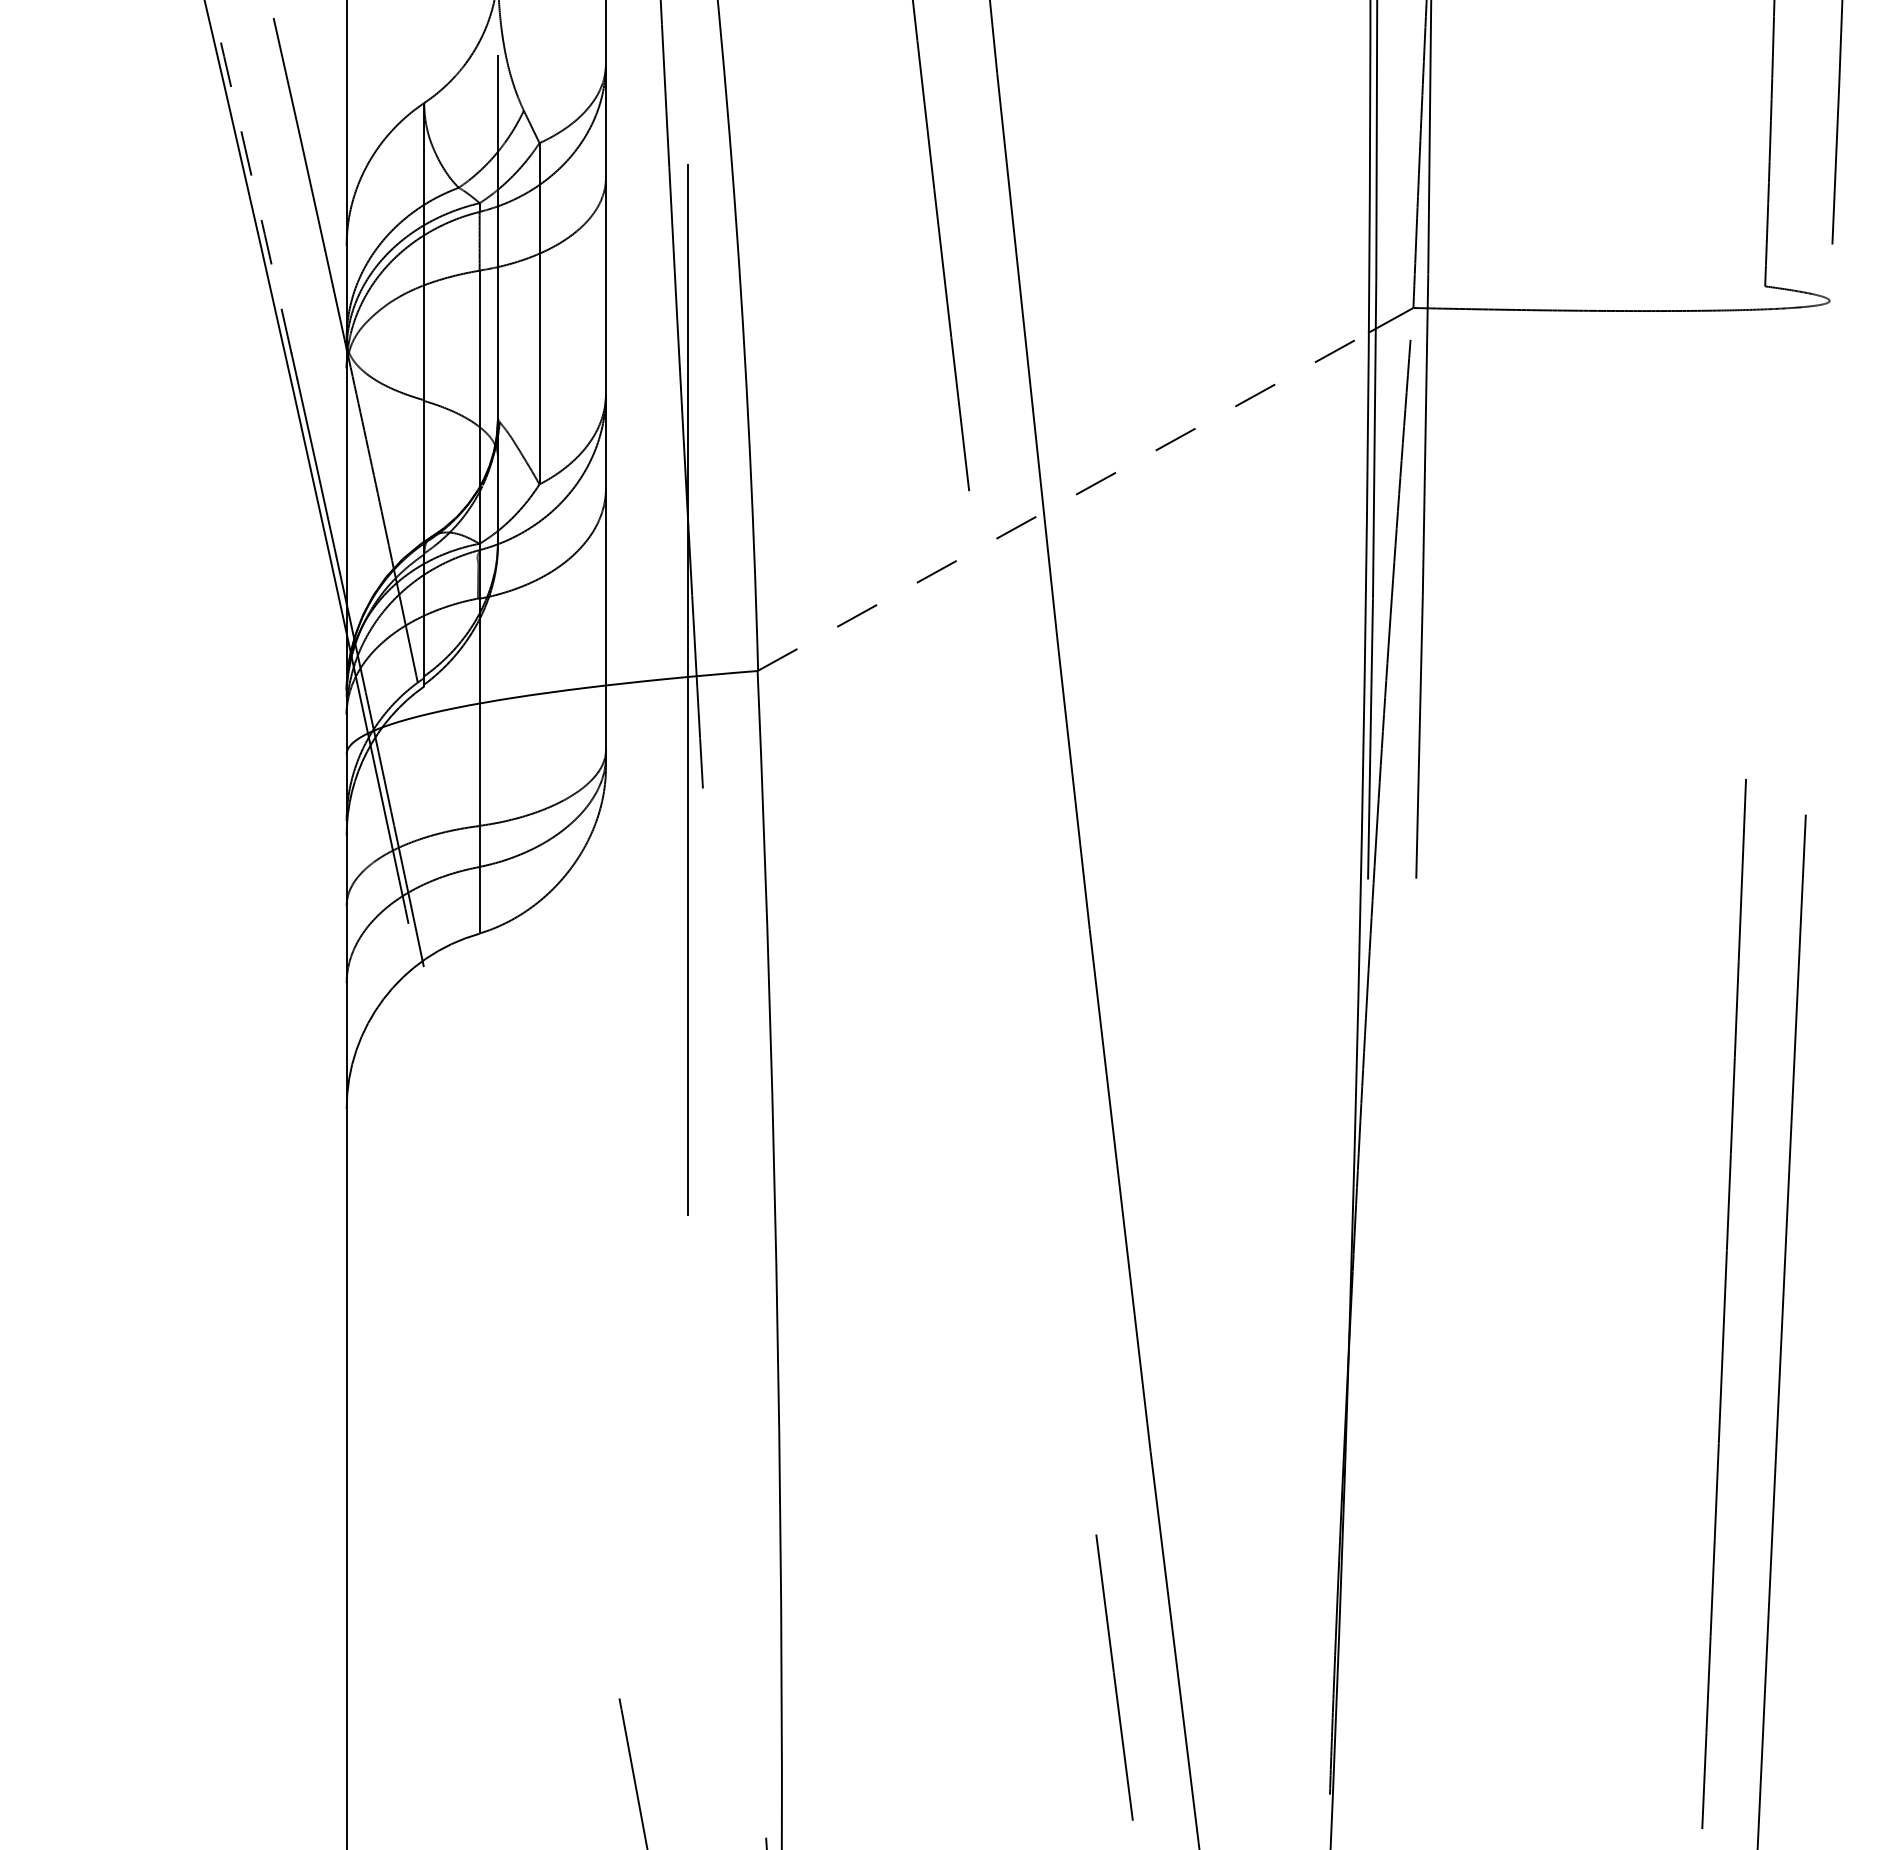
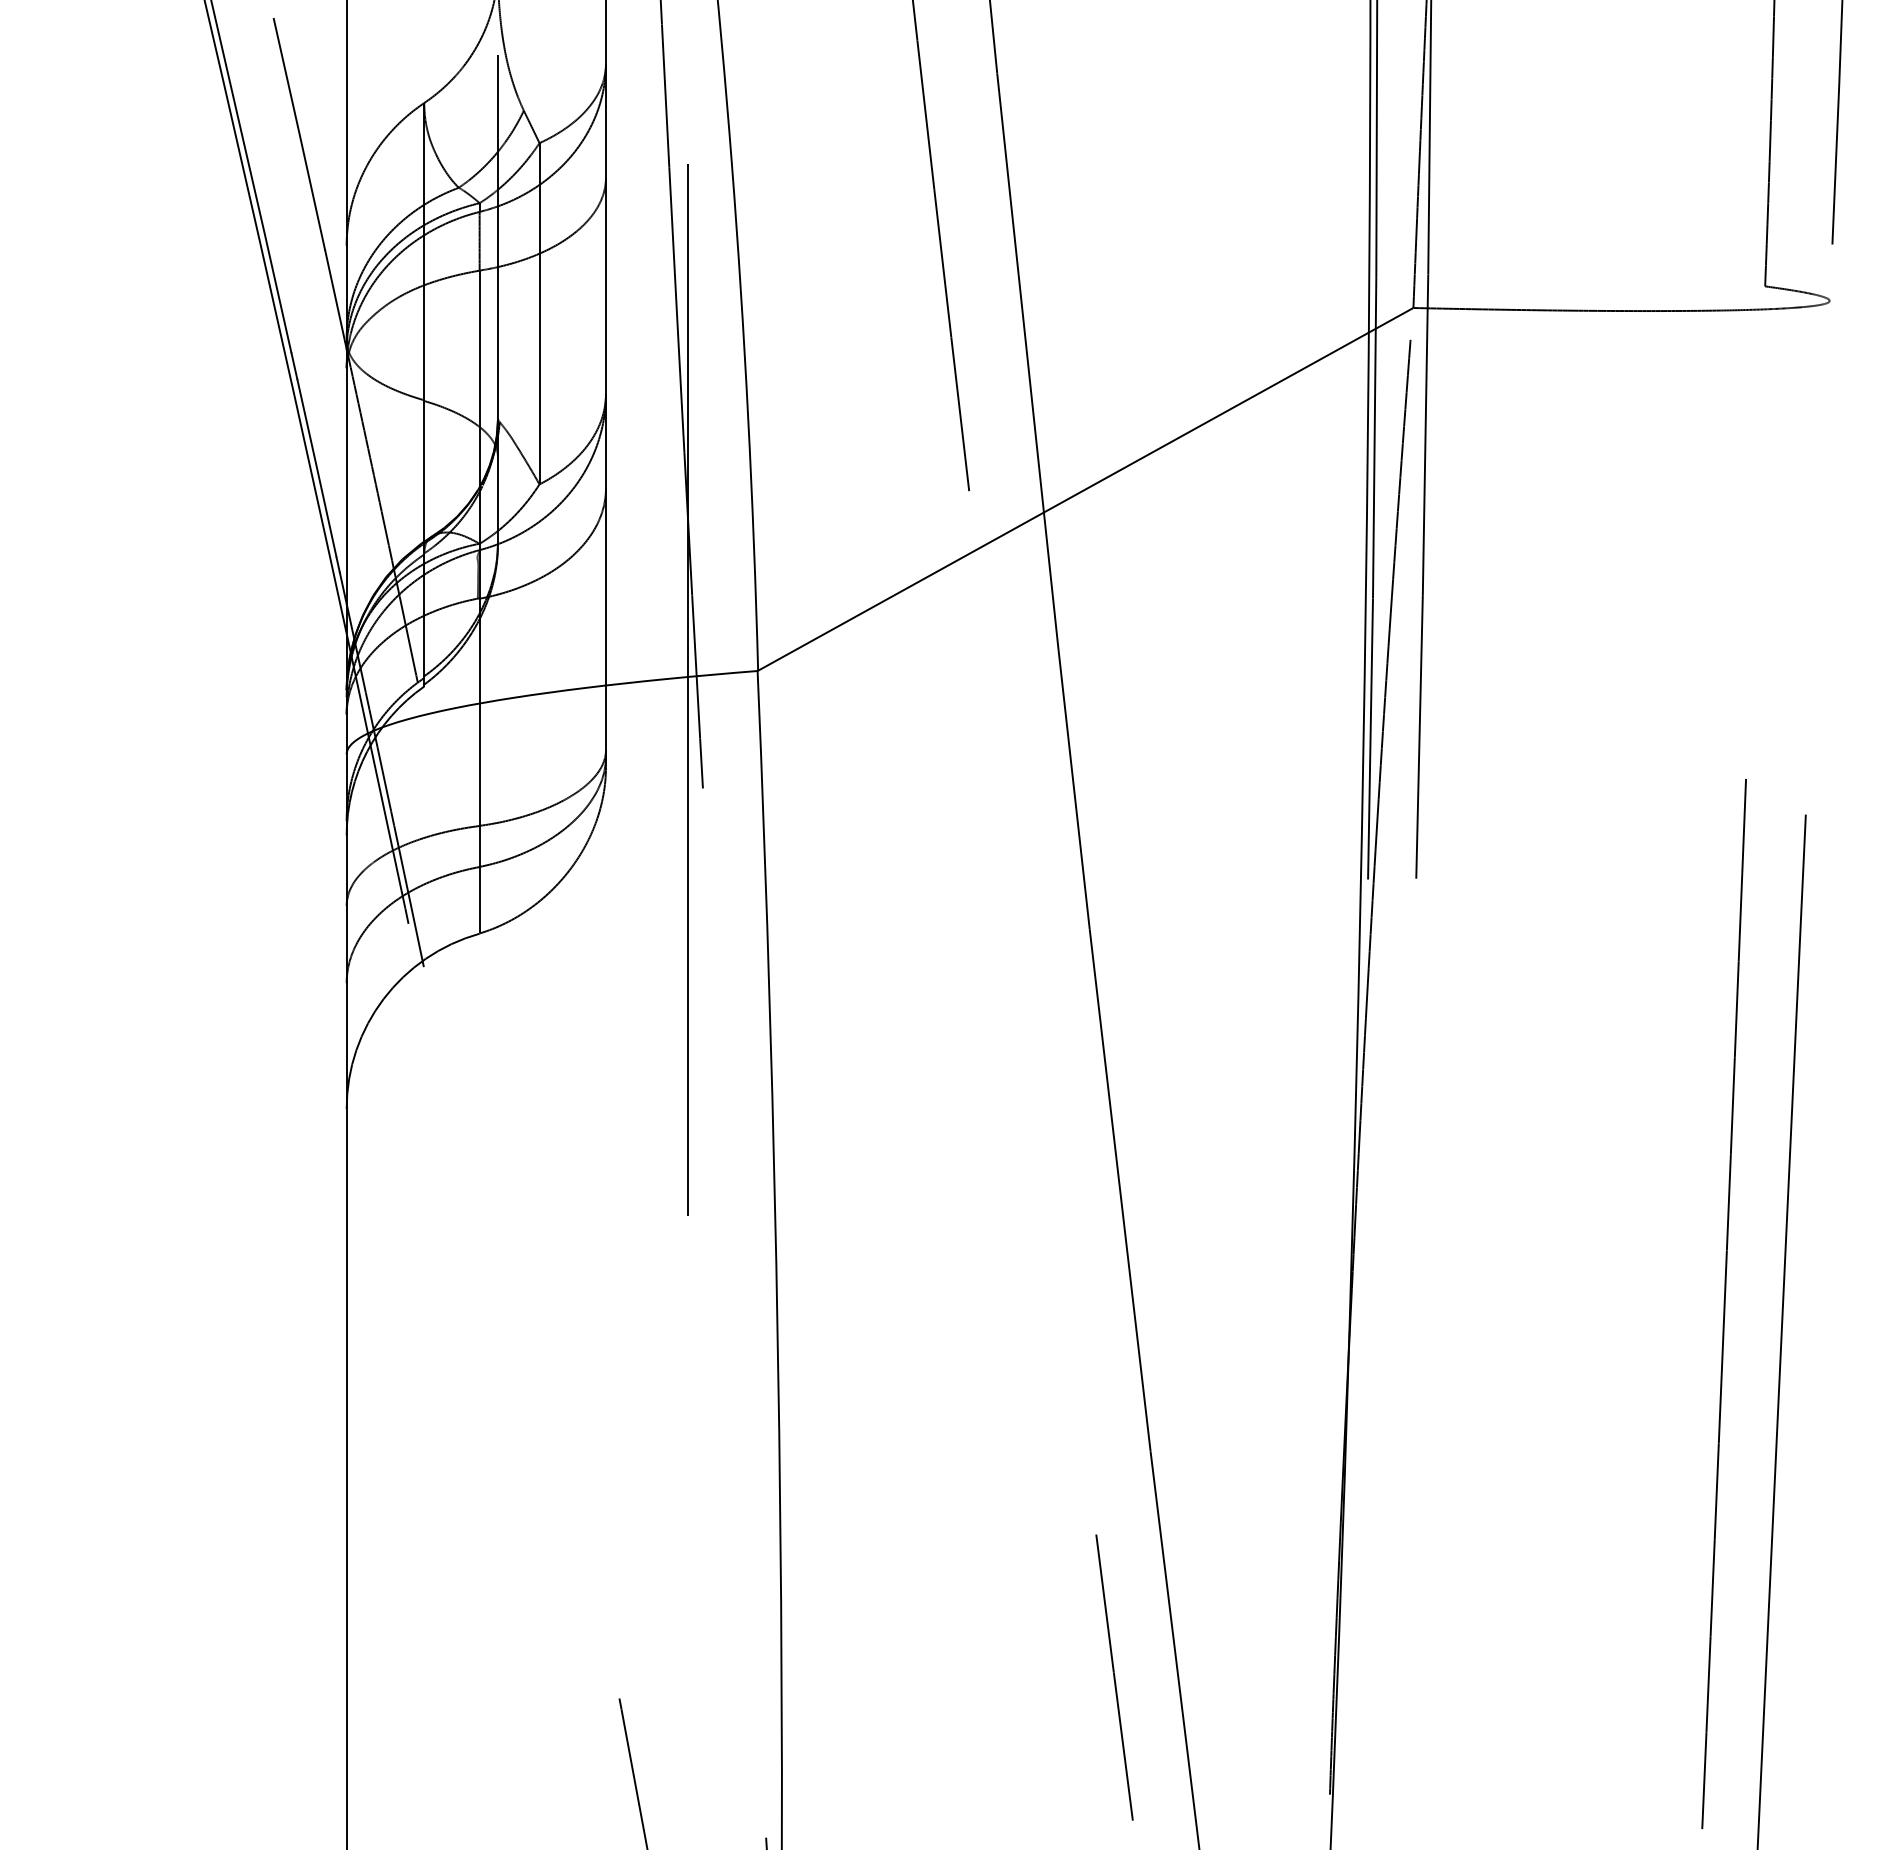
arc: dashed -> solid (251, 176)
line: dashed -> solid (1062, 502)
